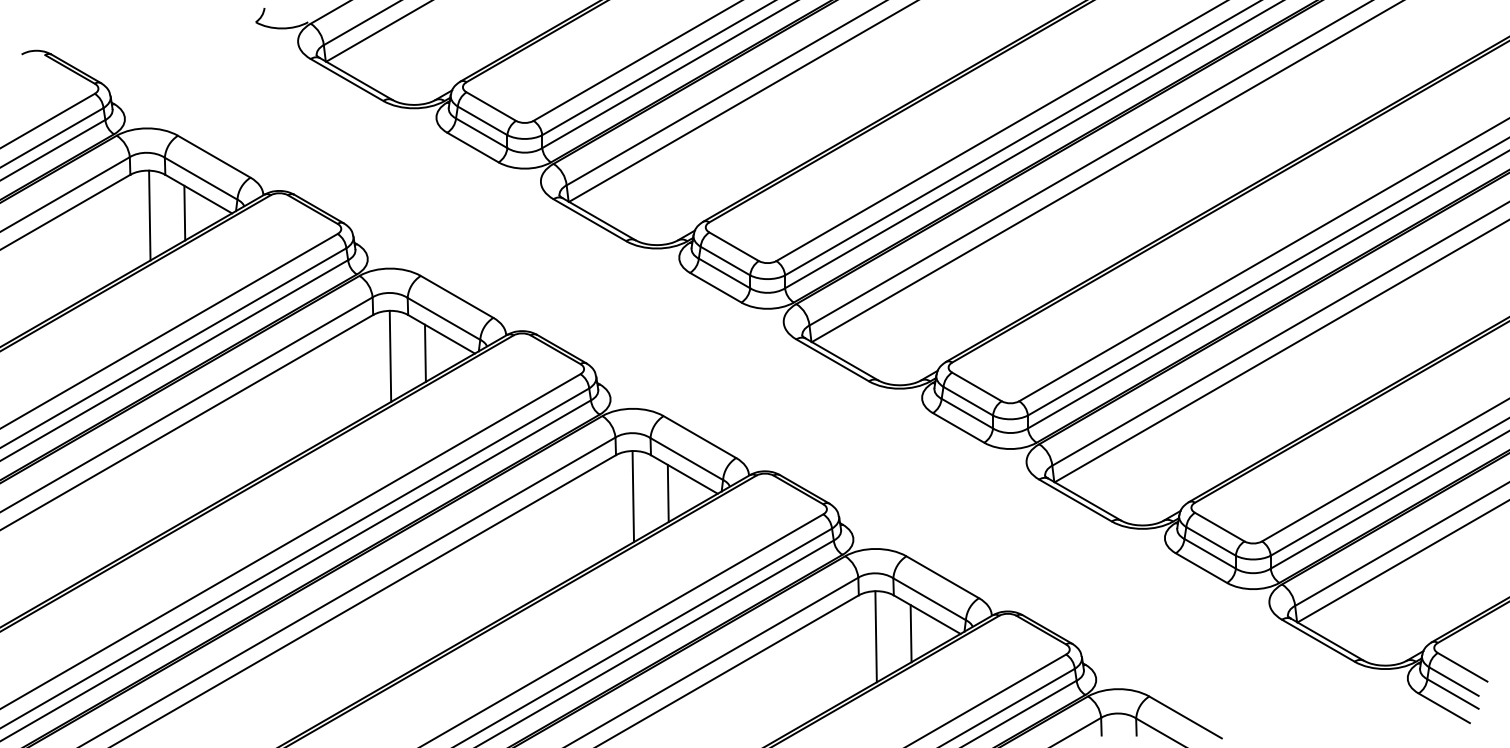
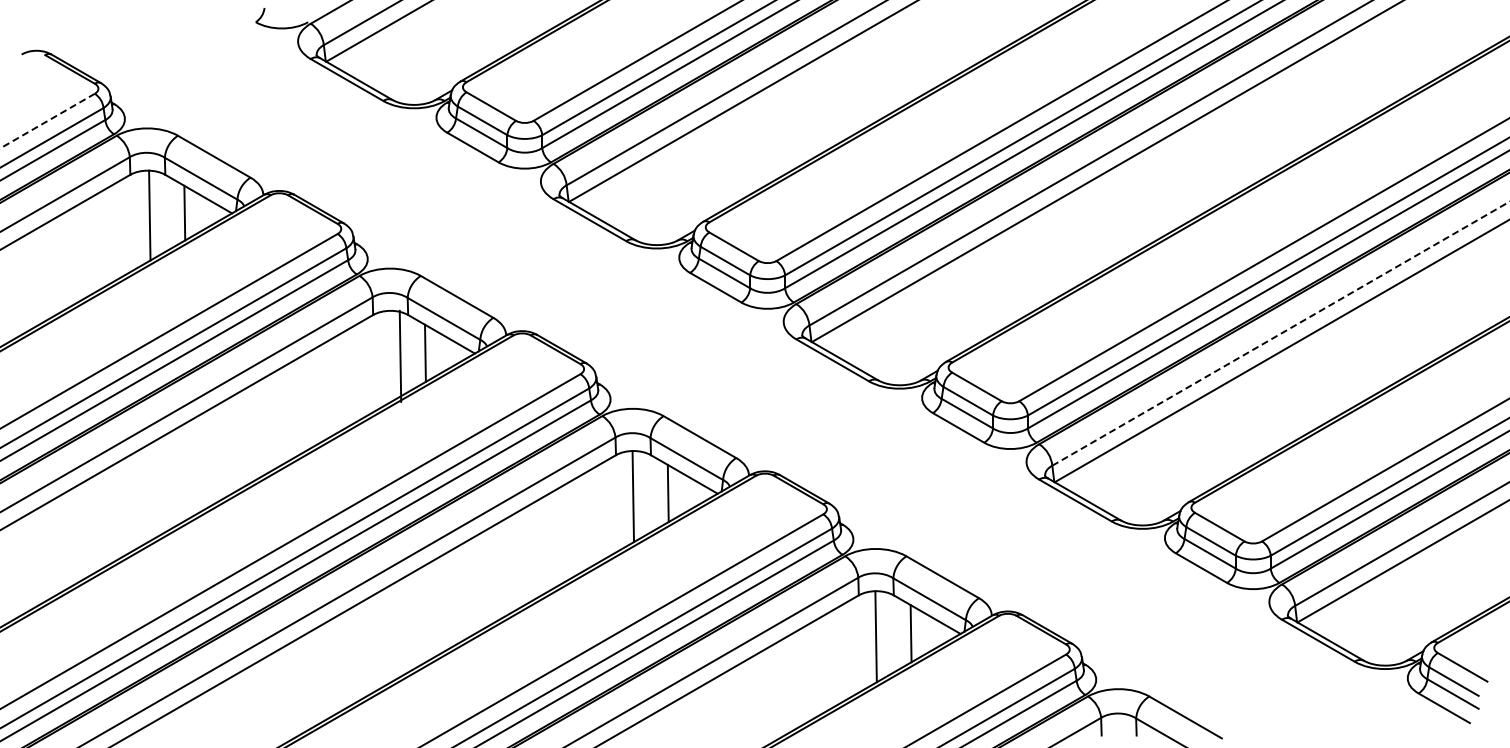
line: solid -> dashed (48, 120)
line: solid -> dashed (1280, 333)
line position: (390, 355) -> (400, 355) (400, 355)
